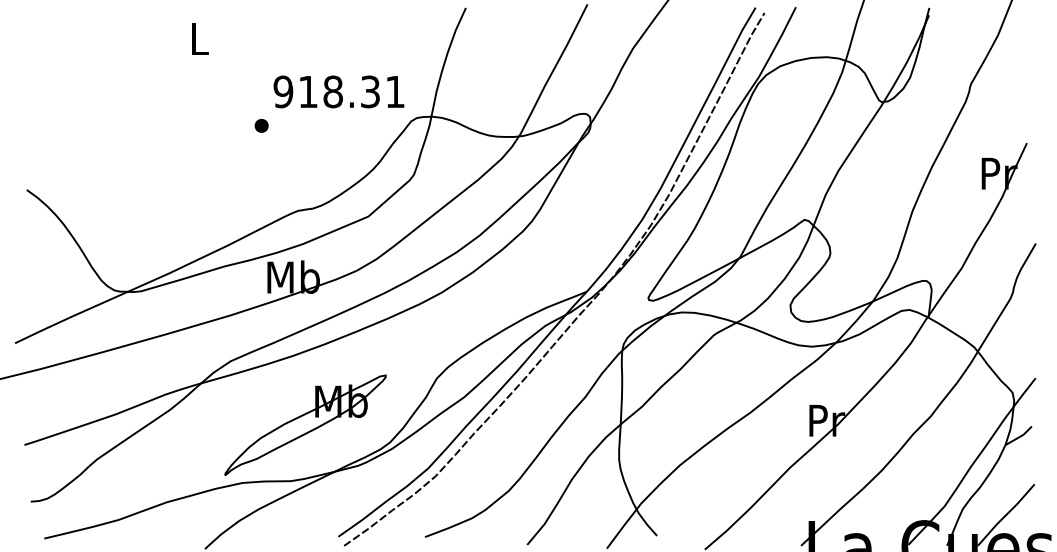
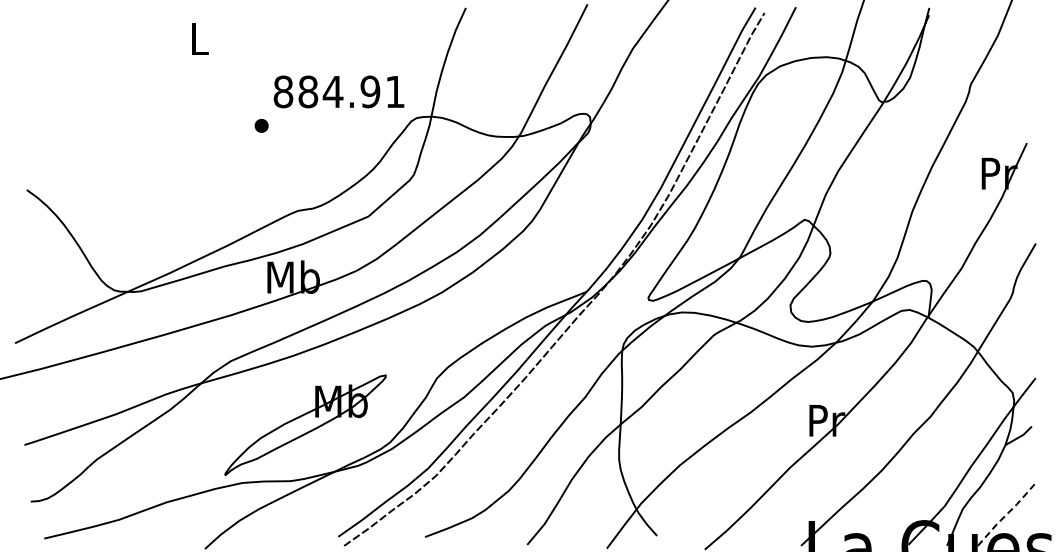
text: 918.31 -> 884.91 (326, 91)
line: solid -> dashed (1006, 514)
